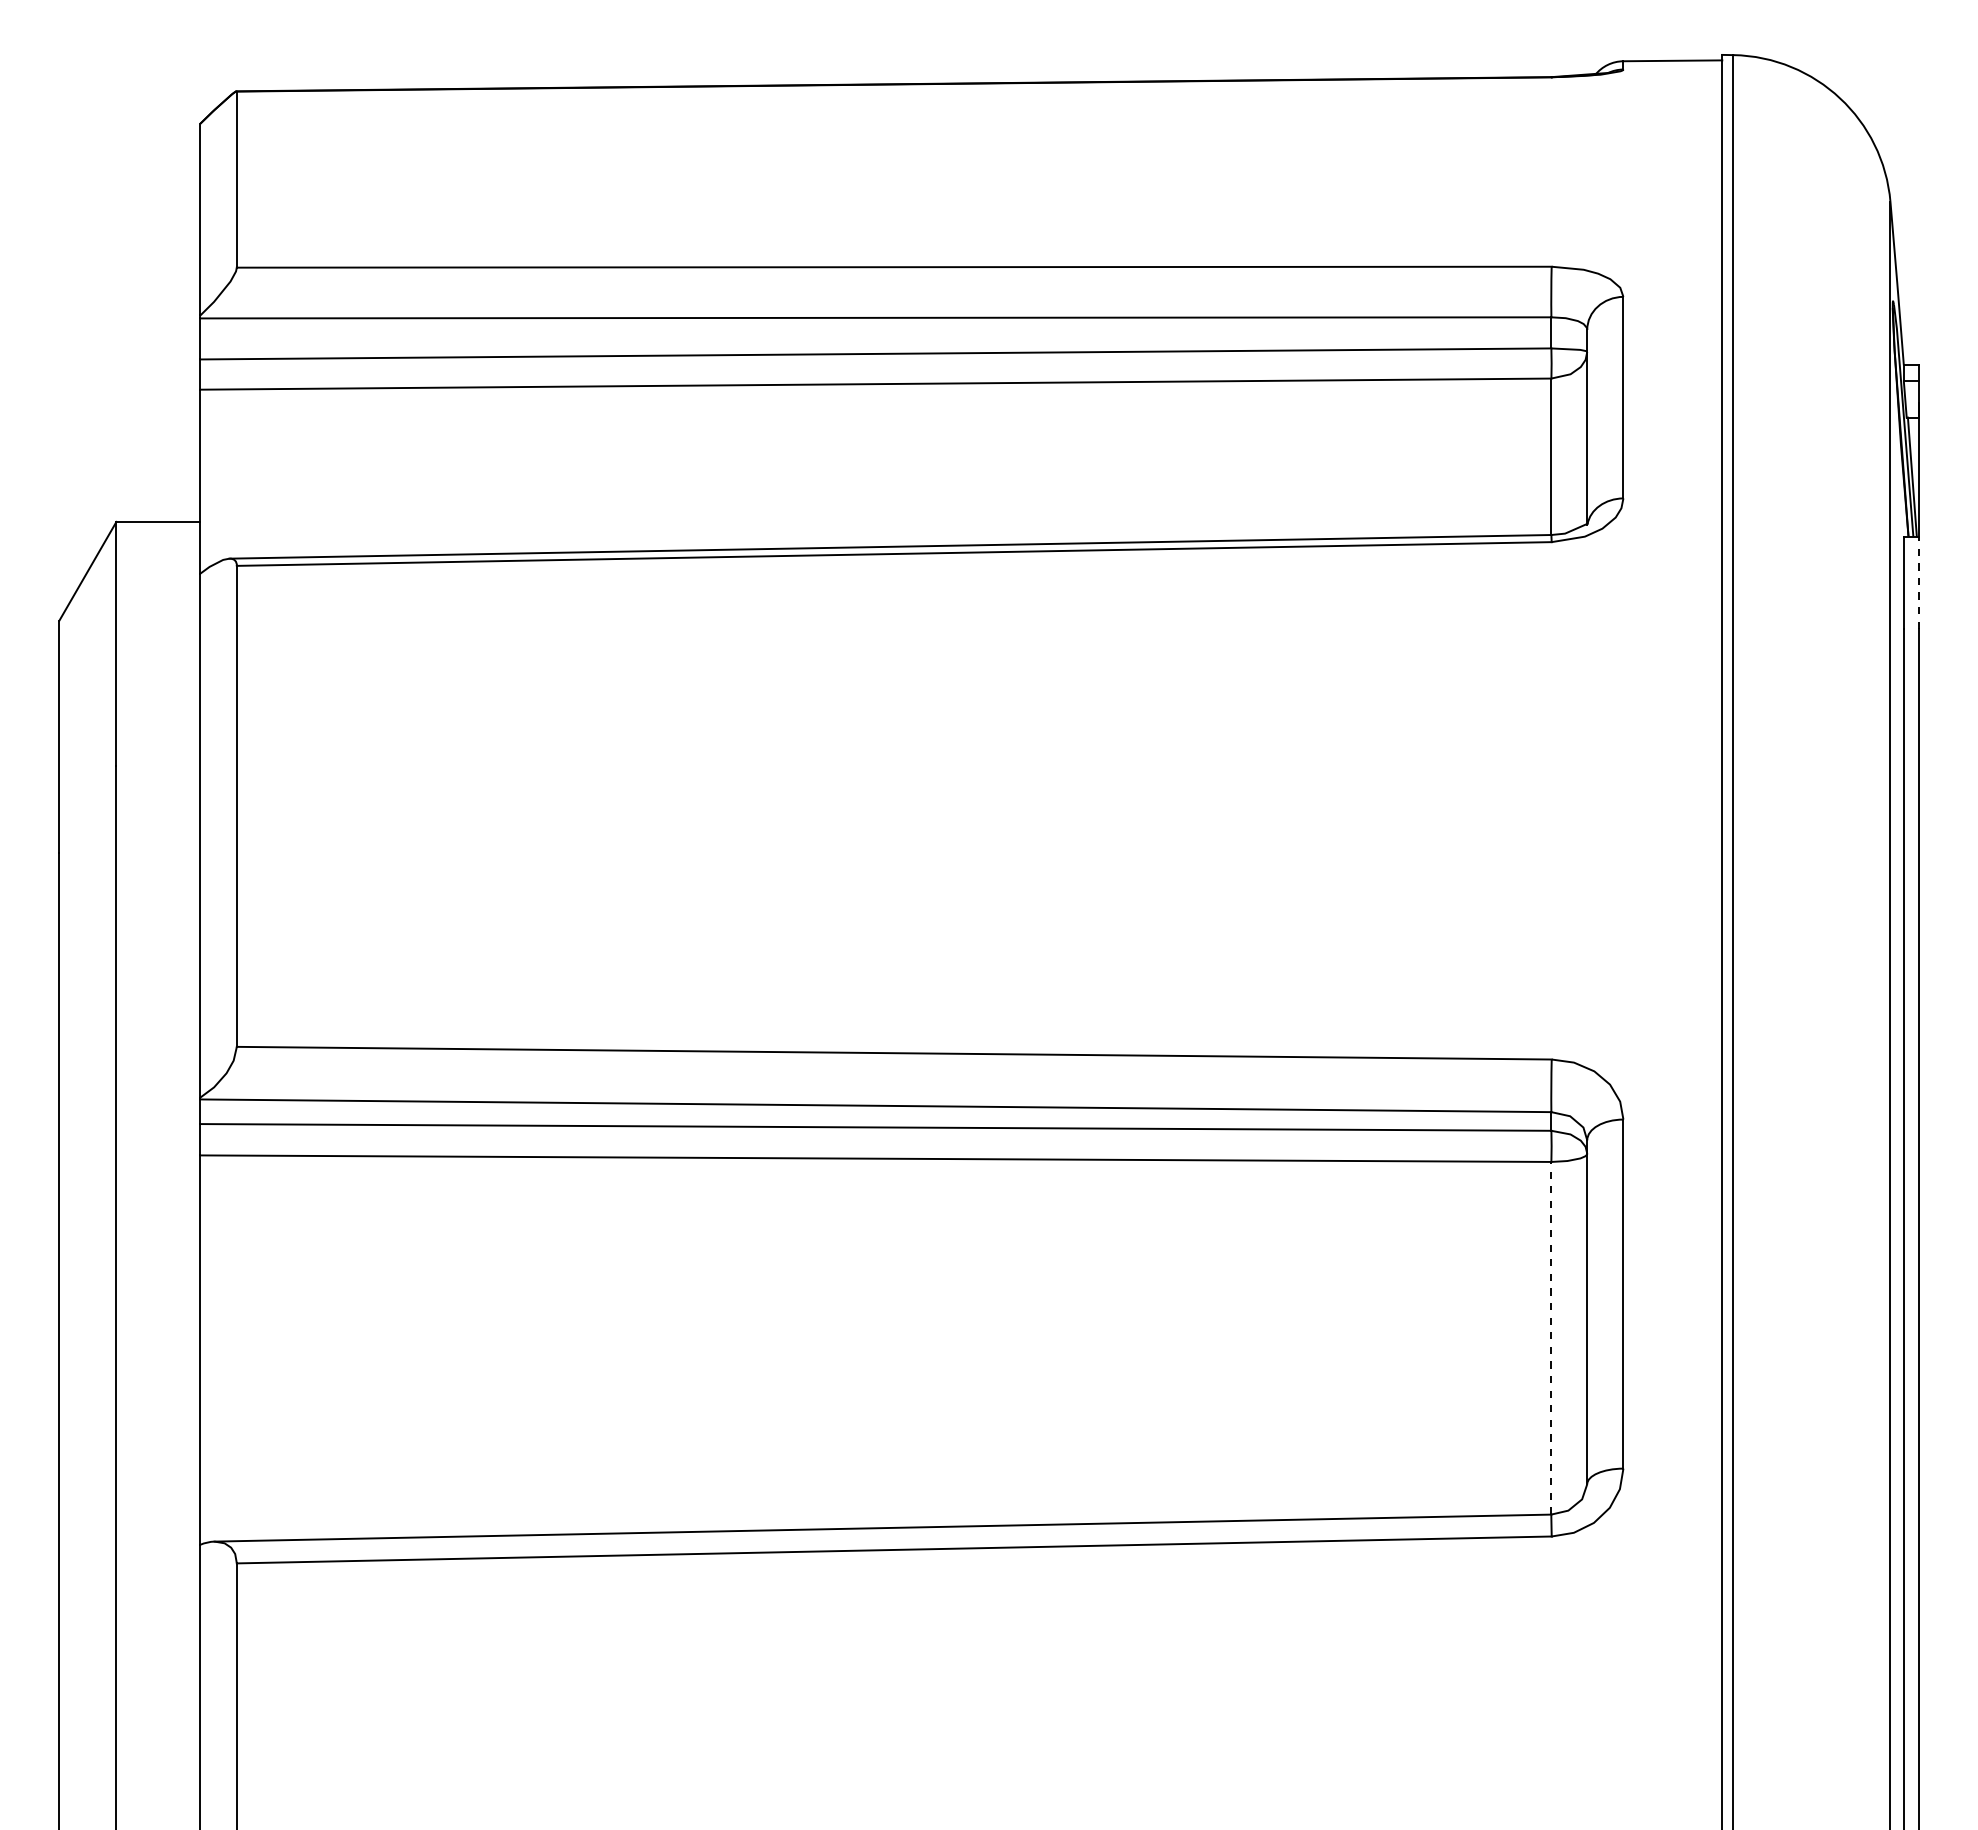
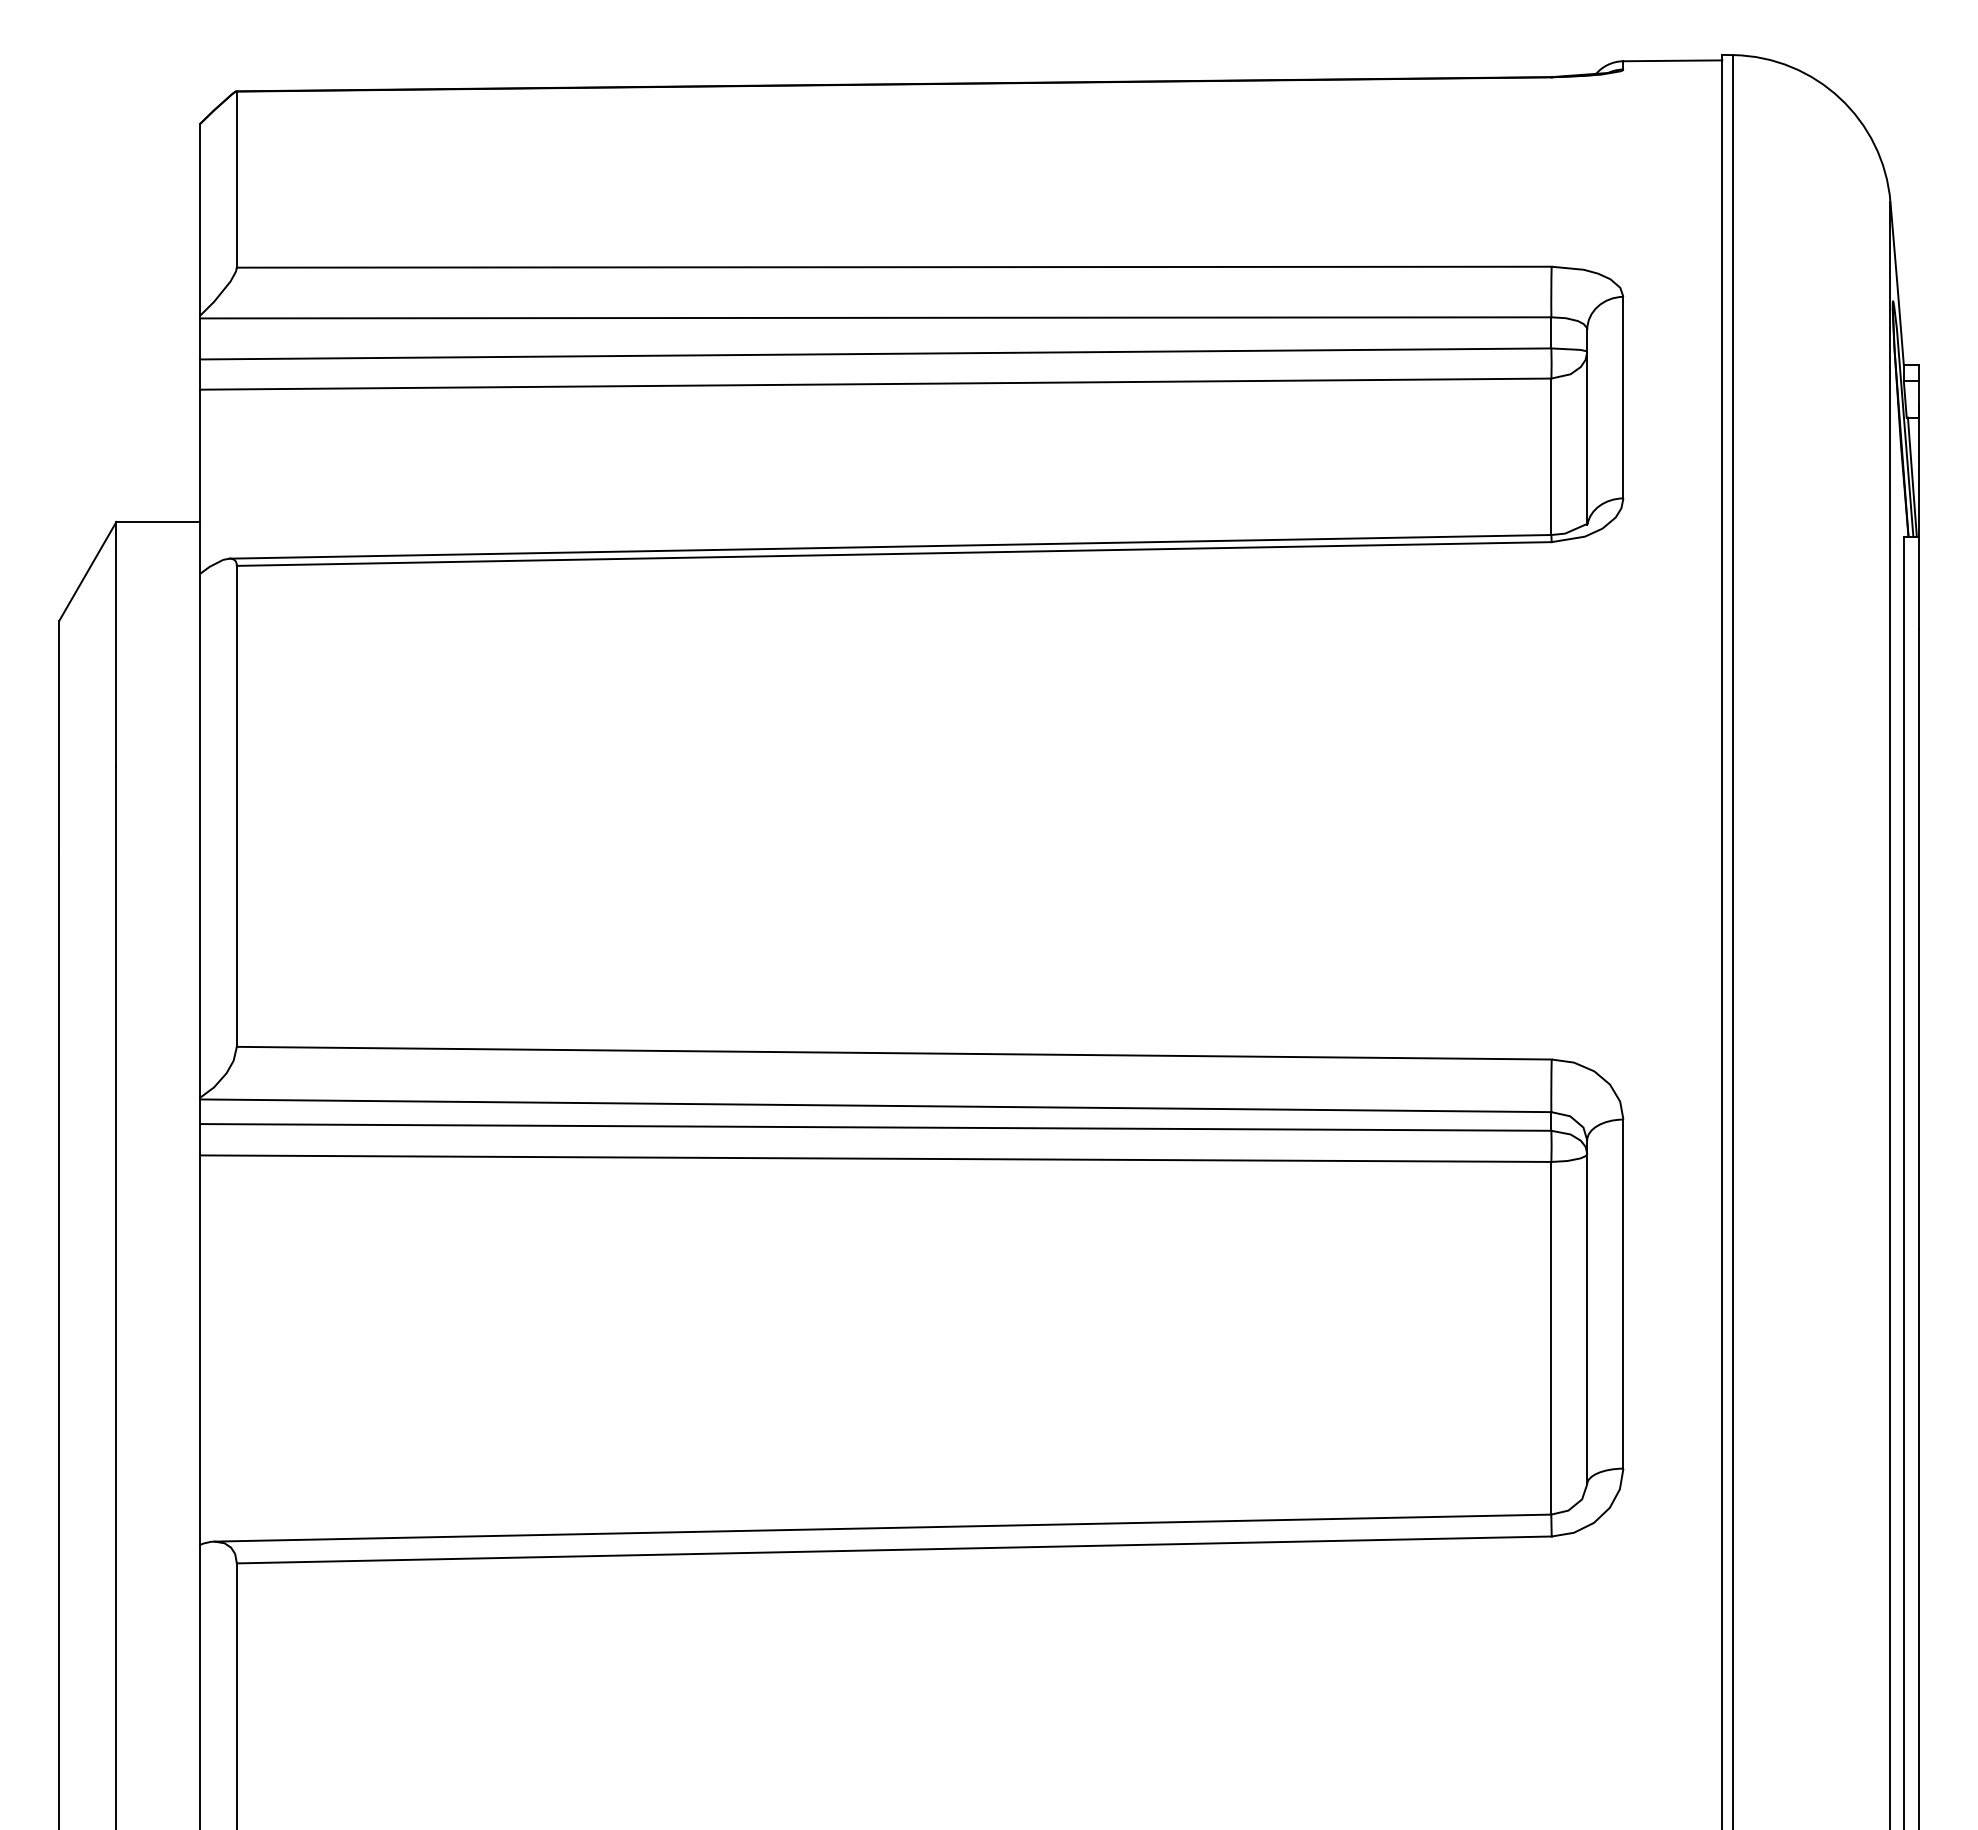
line: dashed -> solid (1918, 582)
line: dashed -> solid (1551, 1337)
